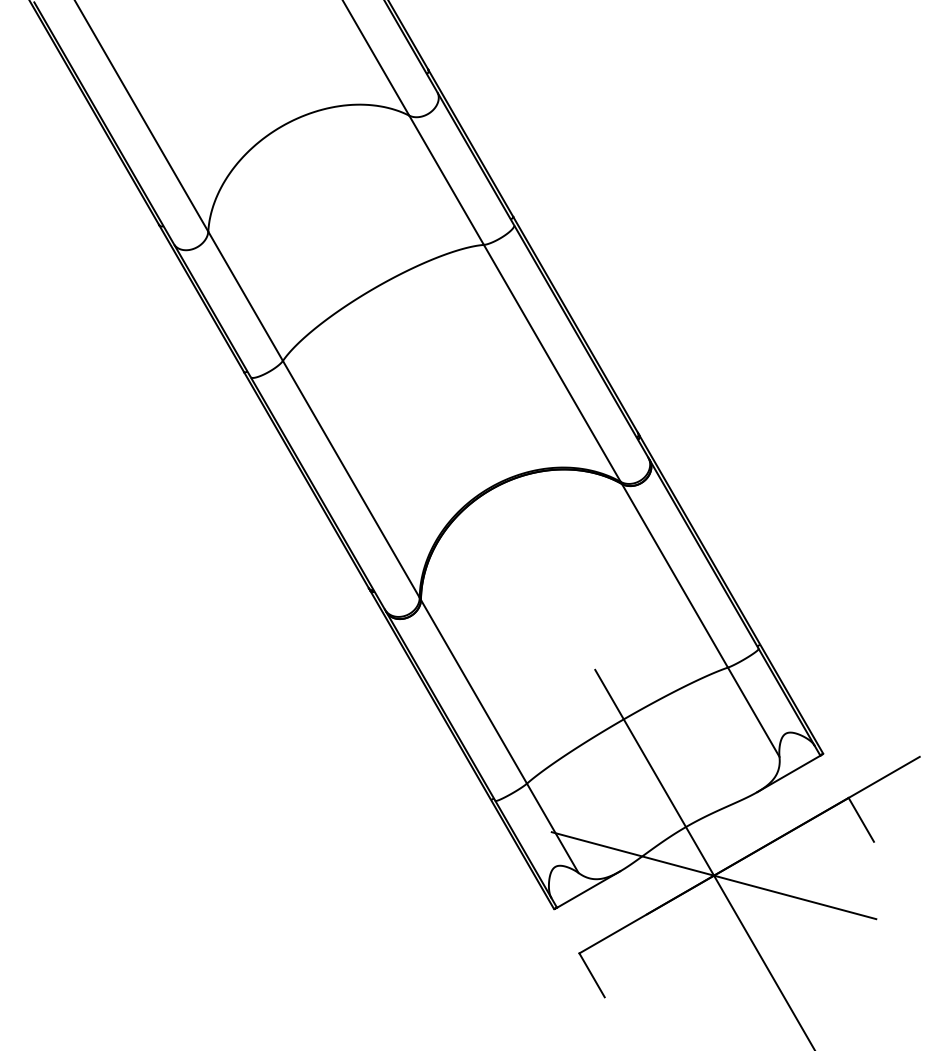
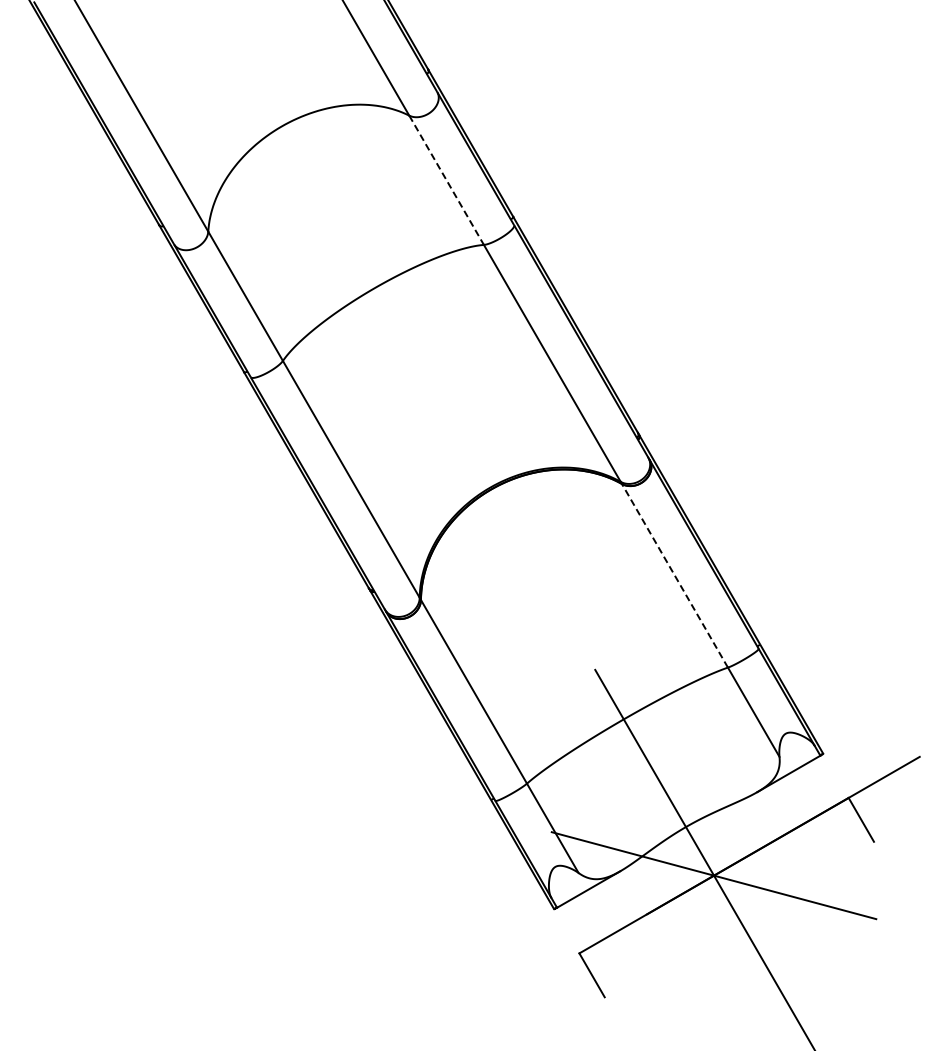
line: solid -> dashed (446, 180)
line: solid -> dashed (674, 575)
